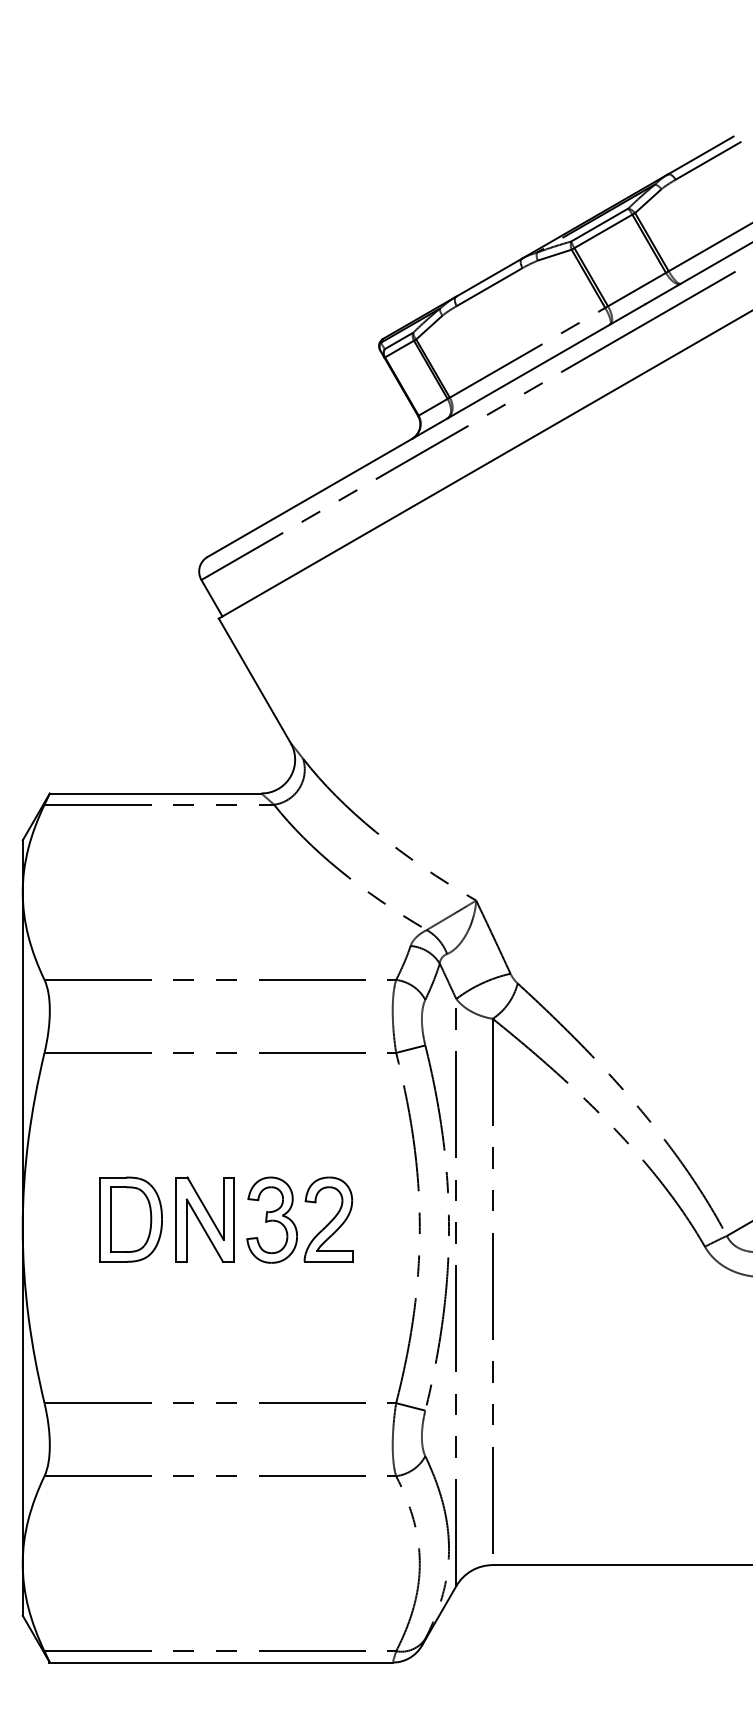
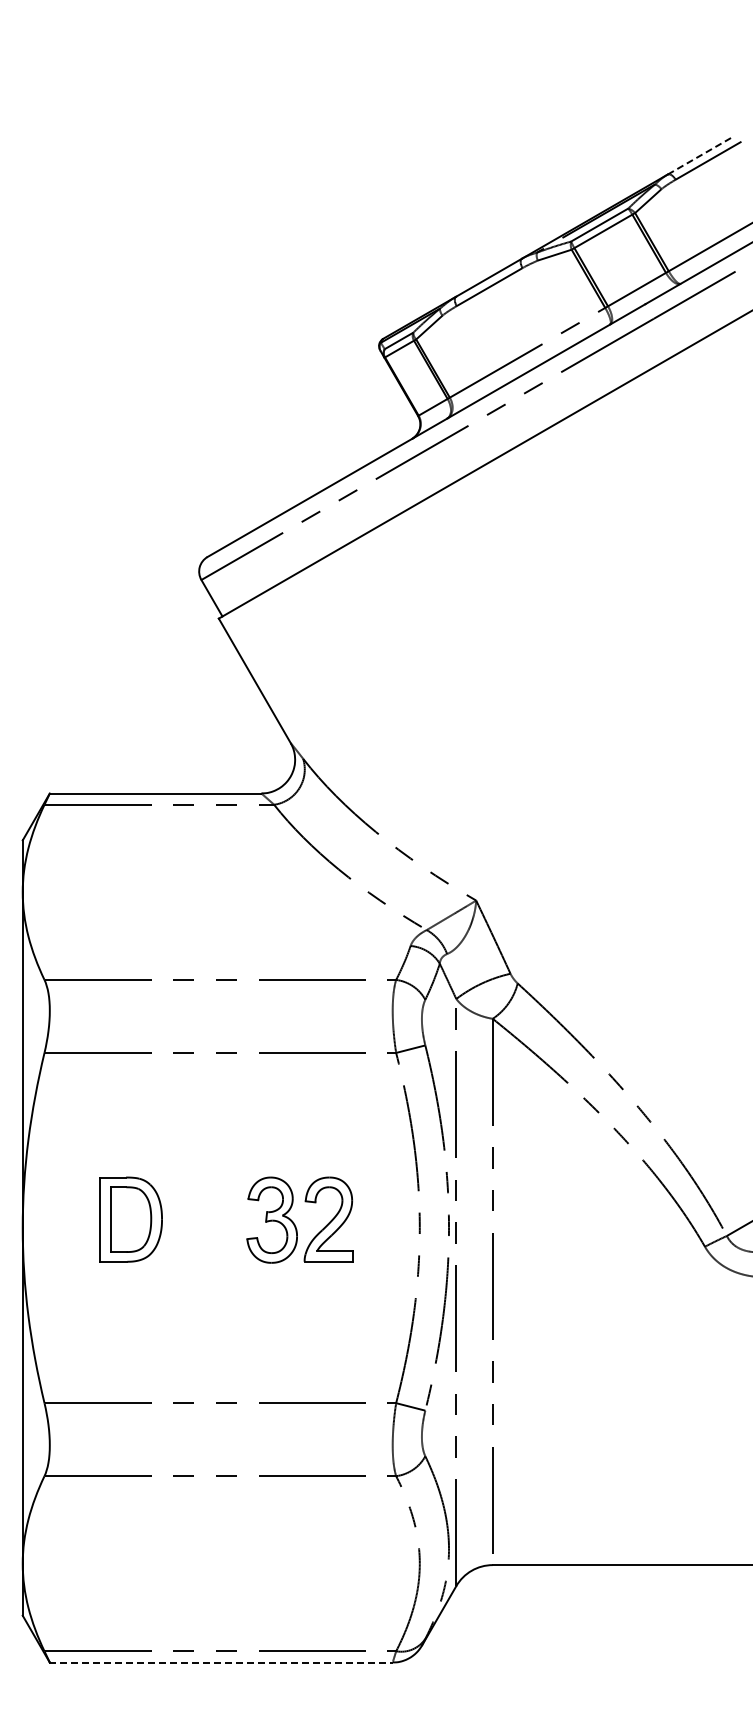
line: solid -> dashed (701, 155)
part: present -> none (204, 1219)
line: solid -> dashed (221, 1662)
